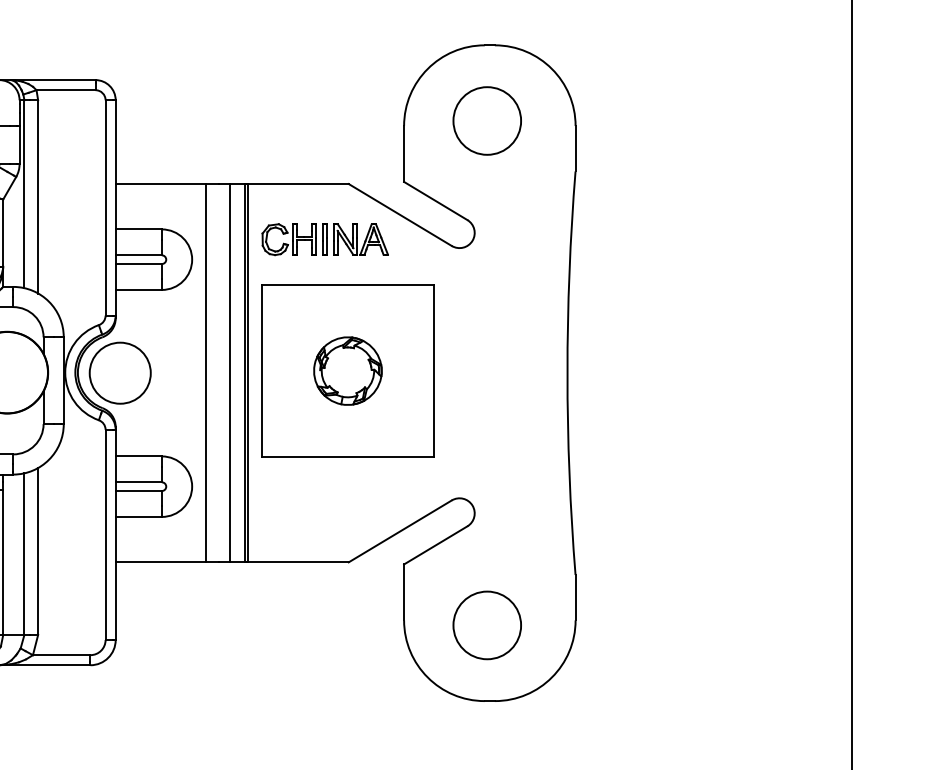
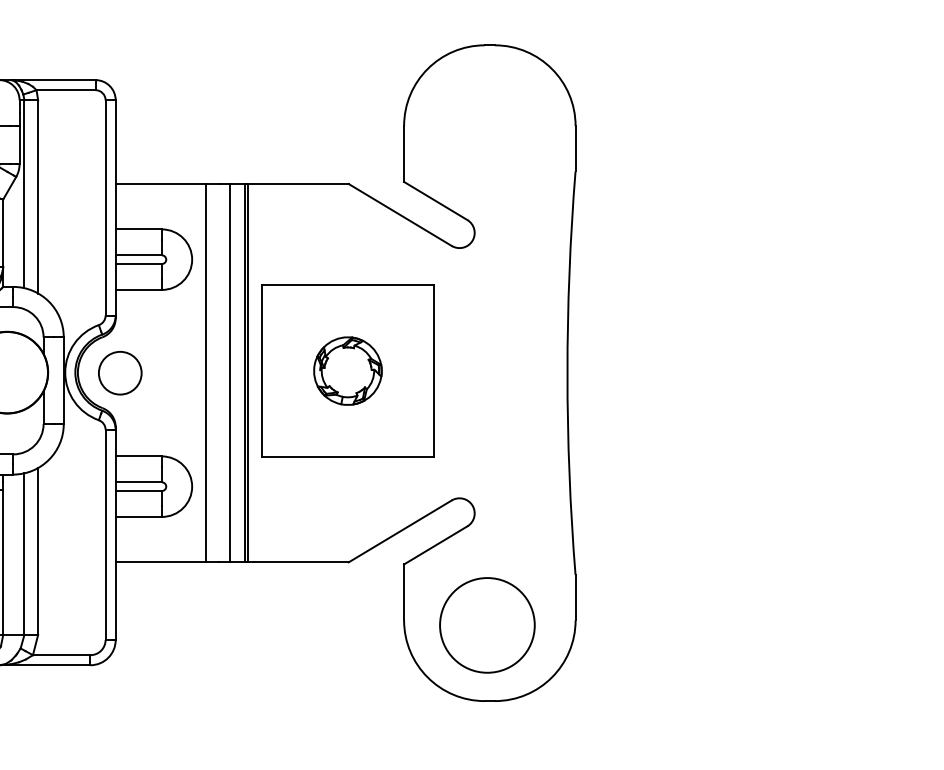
circle: present -> none (486, 120)
part: present -> none (324, 239)
circle diameter: 61 px -> 43 px (119, 372)
line: present -> none (851, 384)
circle size: 70x71 px -> 97x97 px (487, 625)
